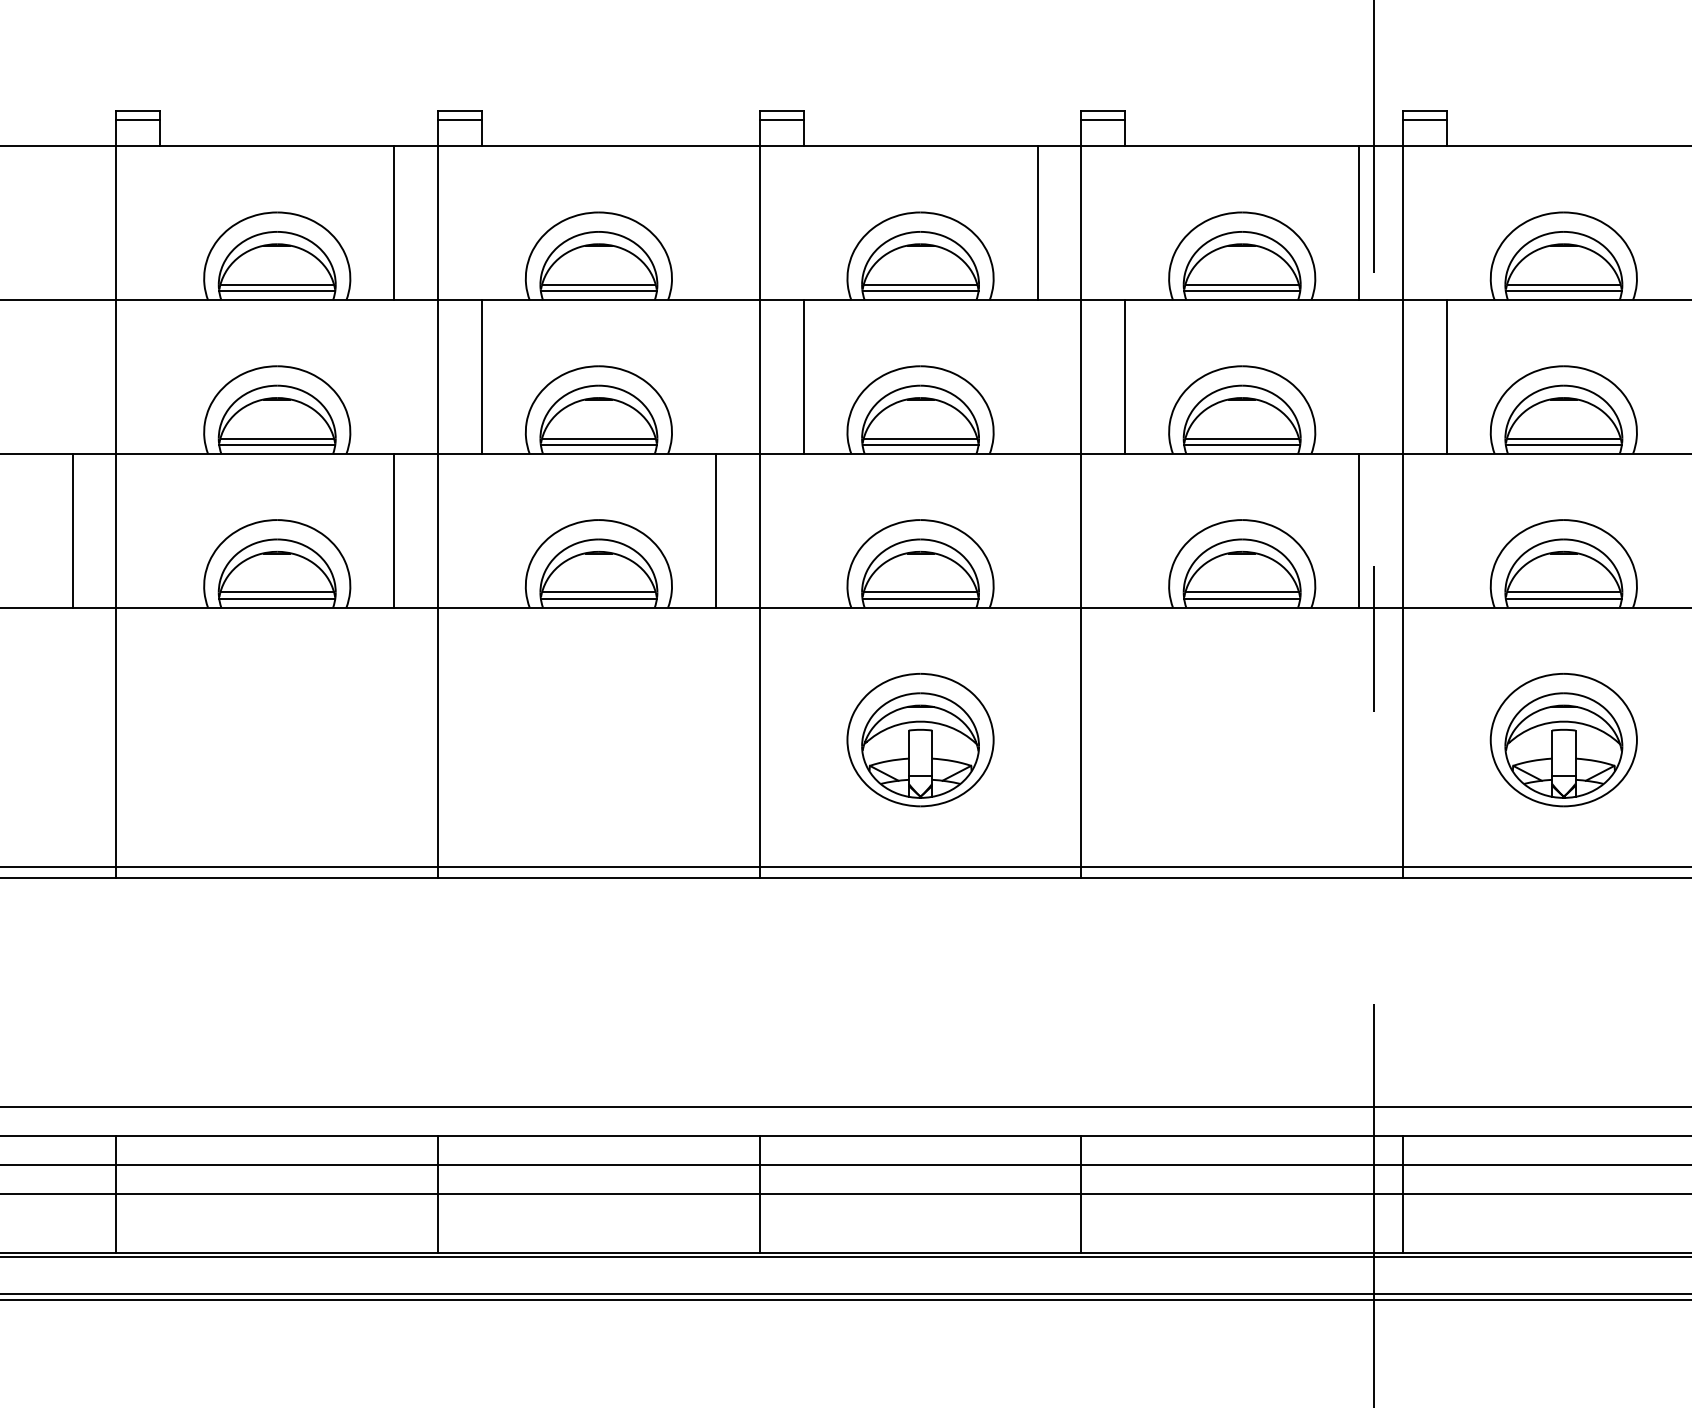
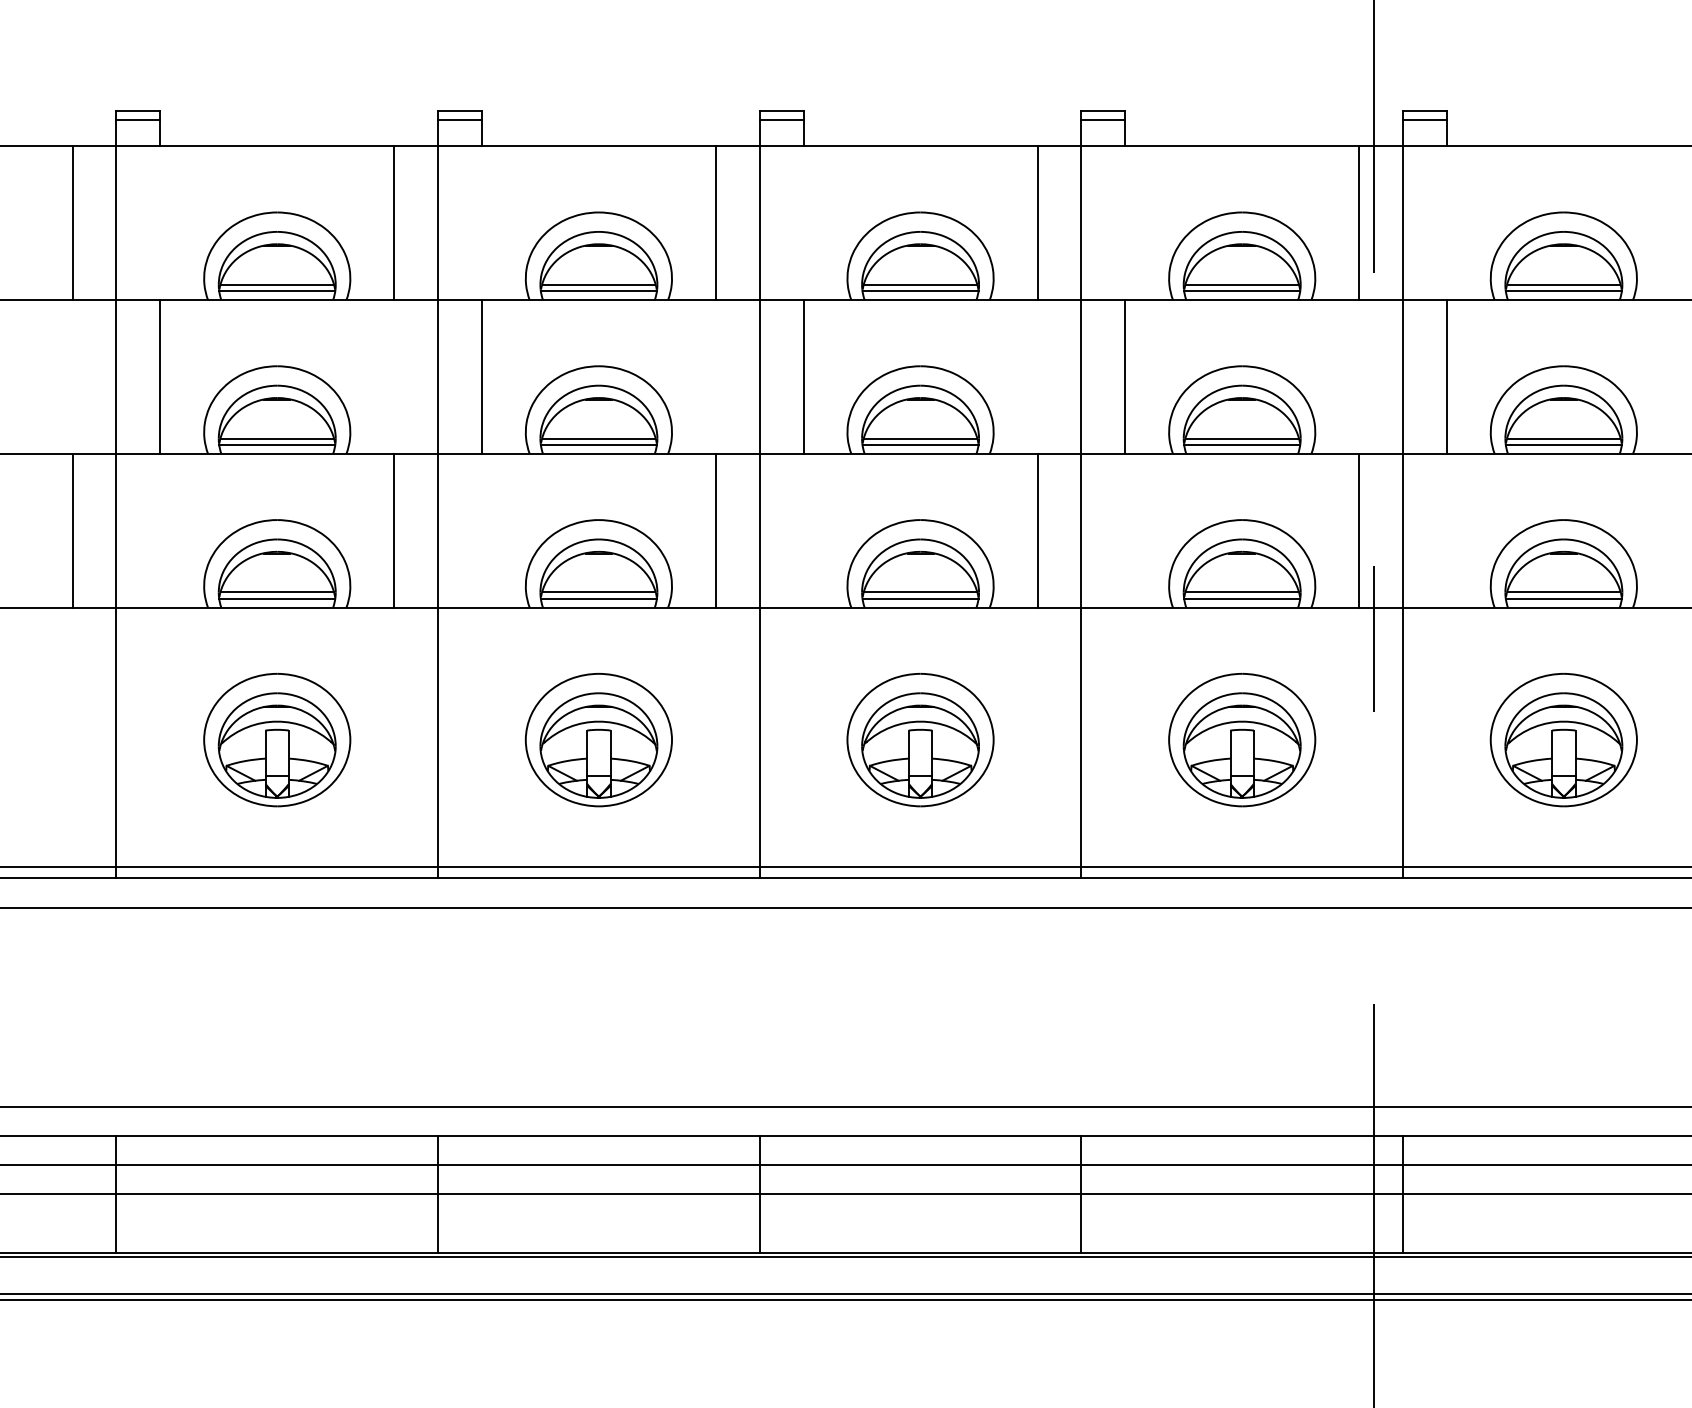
line: none -> present (72, 222)
line: none -> present (715, 222)
line: none -> present (160, 376)
line: none -> present (1037, 530)
part: none -> present (277, 740)
part: none -> present (598, 740)
part: none -> present (1242, 740)
line: none -> present (845, 907)
